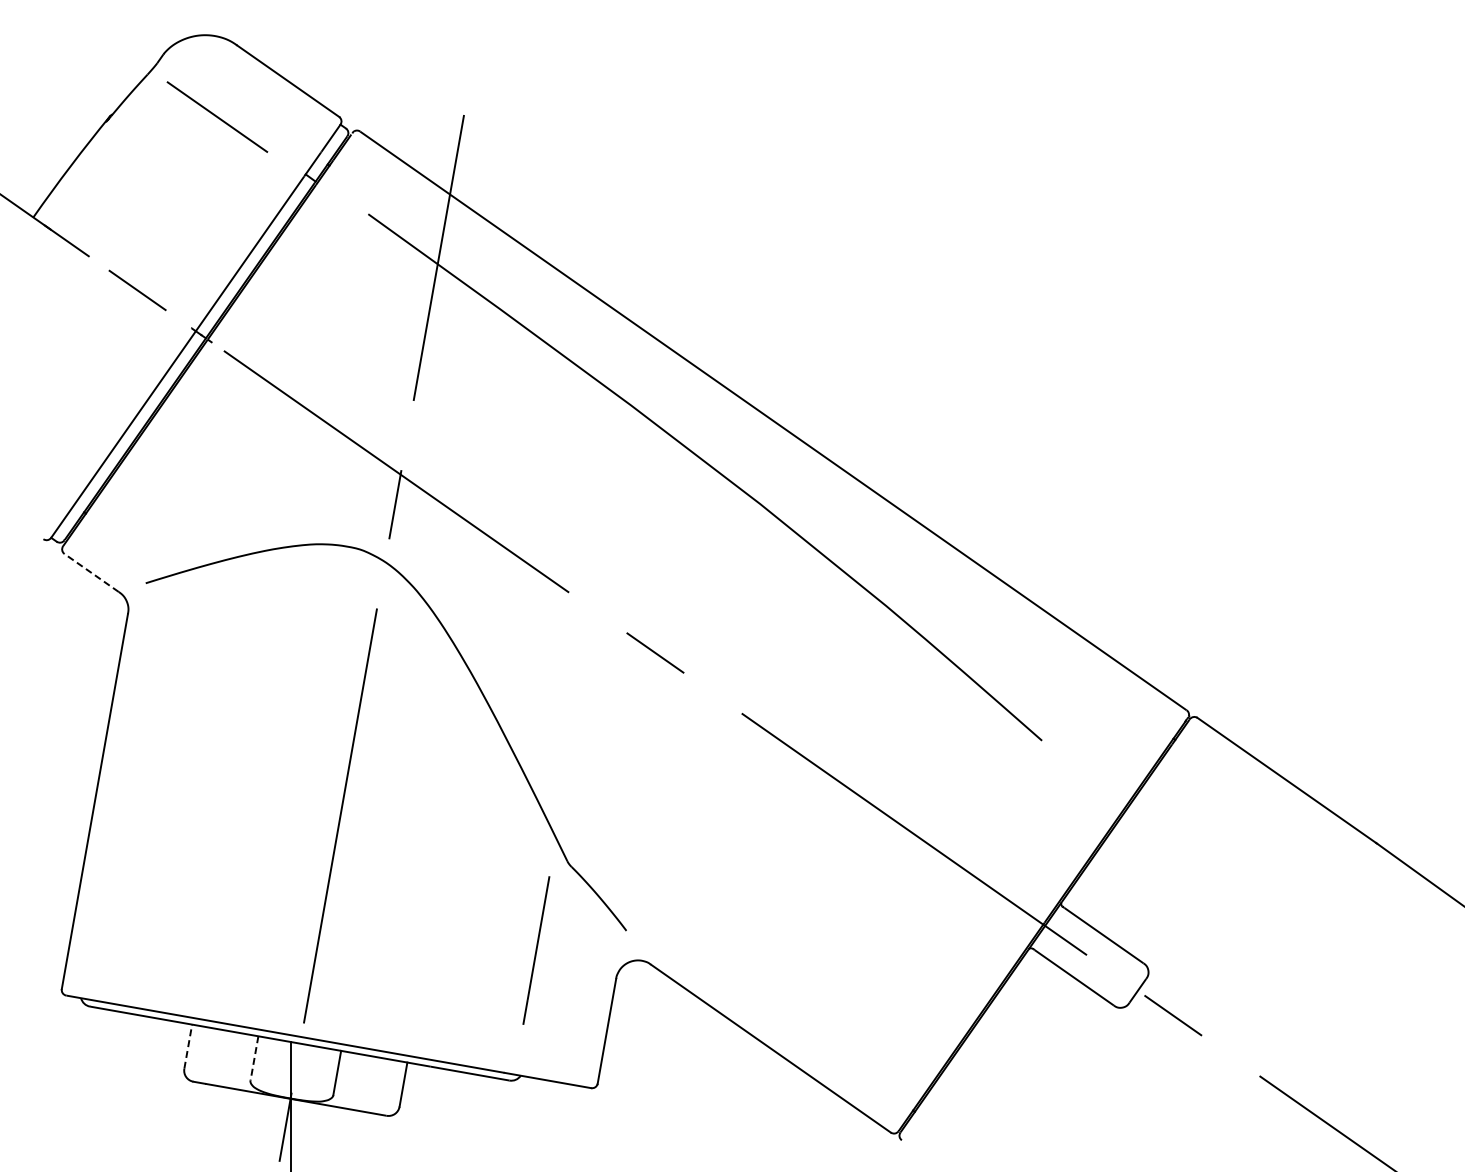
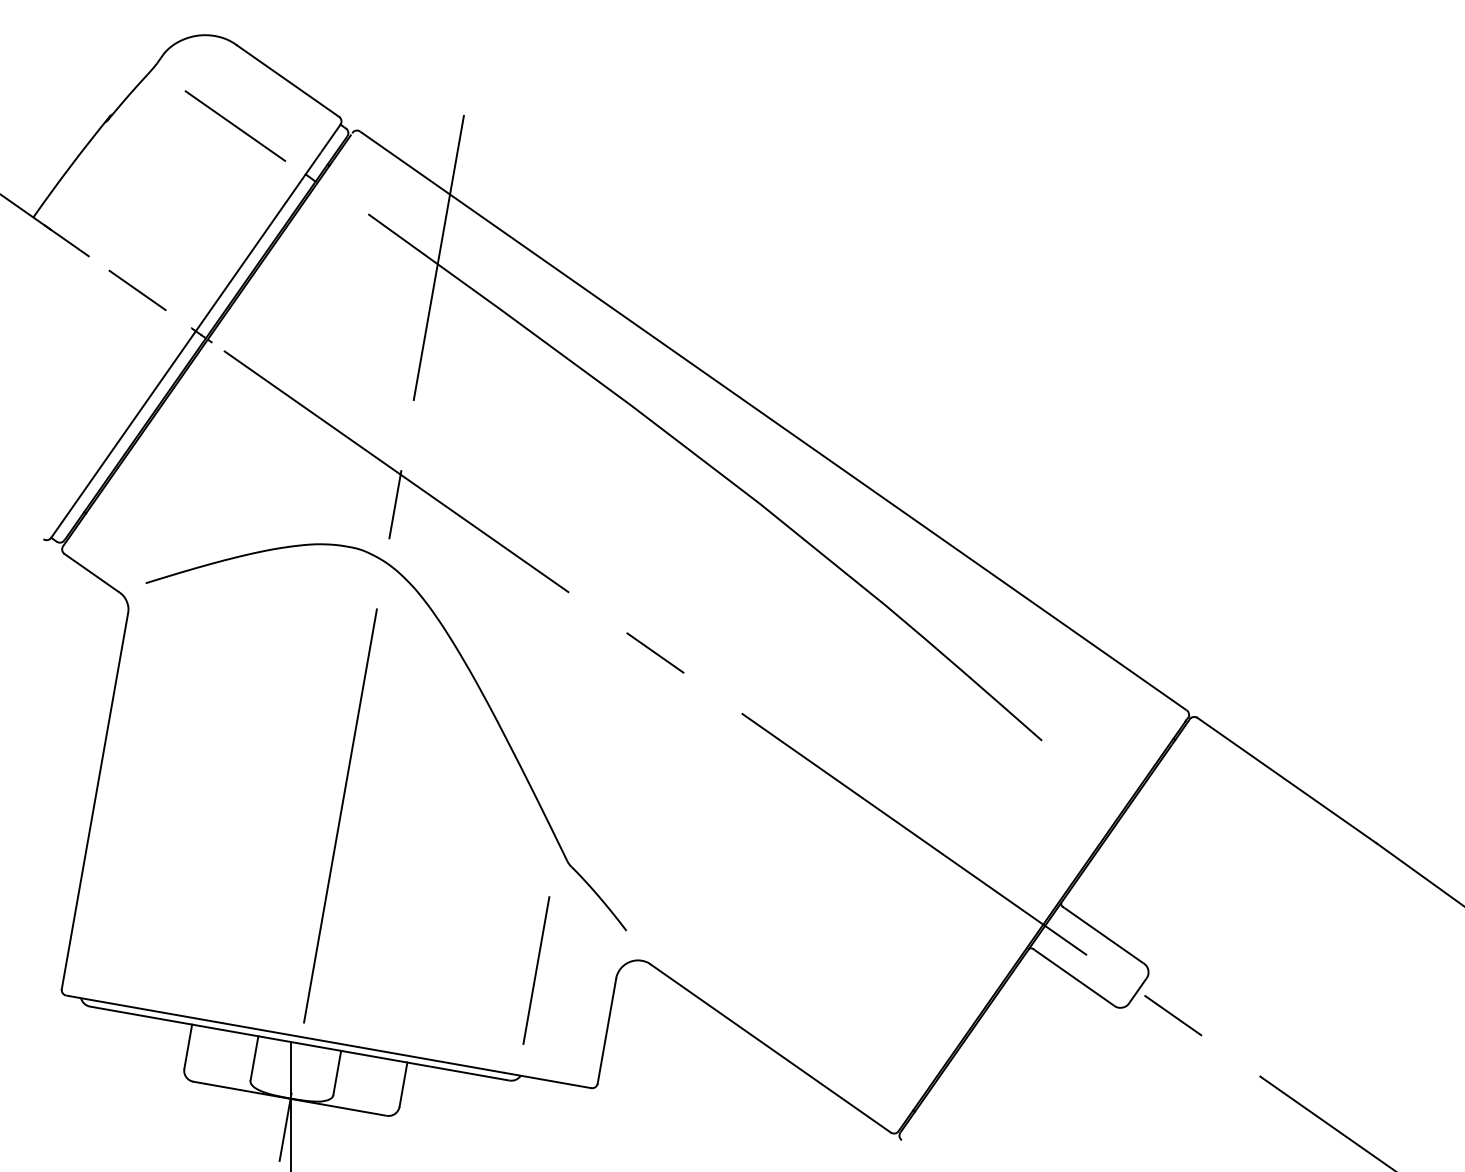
line position: (217, 116) -> (235, 125) (235, 125)
line: dashed -> solid (91, 572)
line position: (536, 950) -> (536, 970) (536, 970)
line: dashed -> solid (188, 1046)
line: dashed -> solid (254, 1058)
